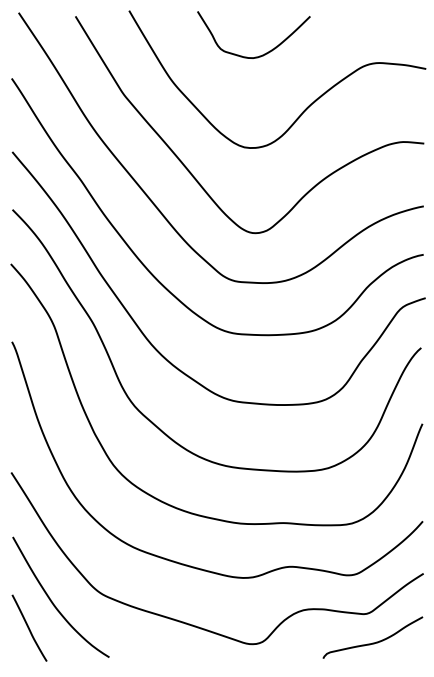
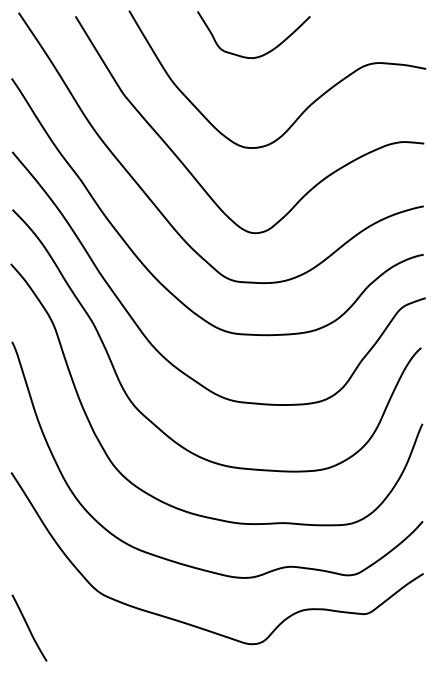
curve: present -> none (53, 602)
curve: present -> none (372, 642)
